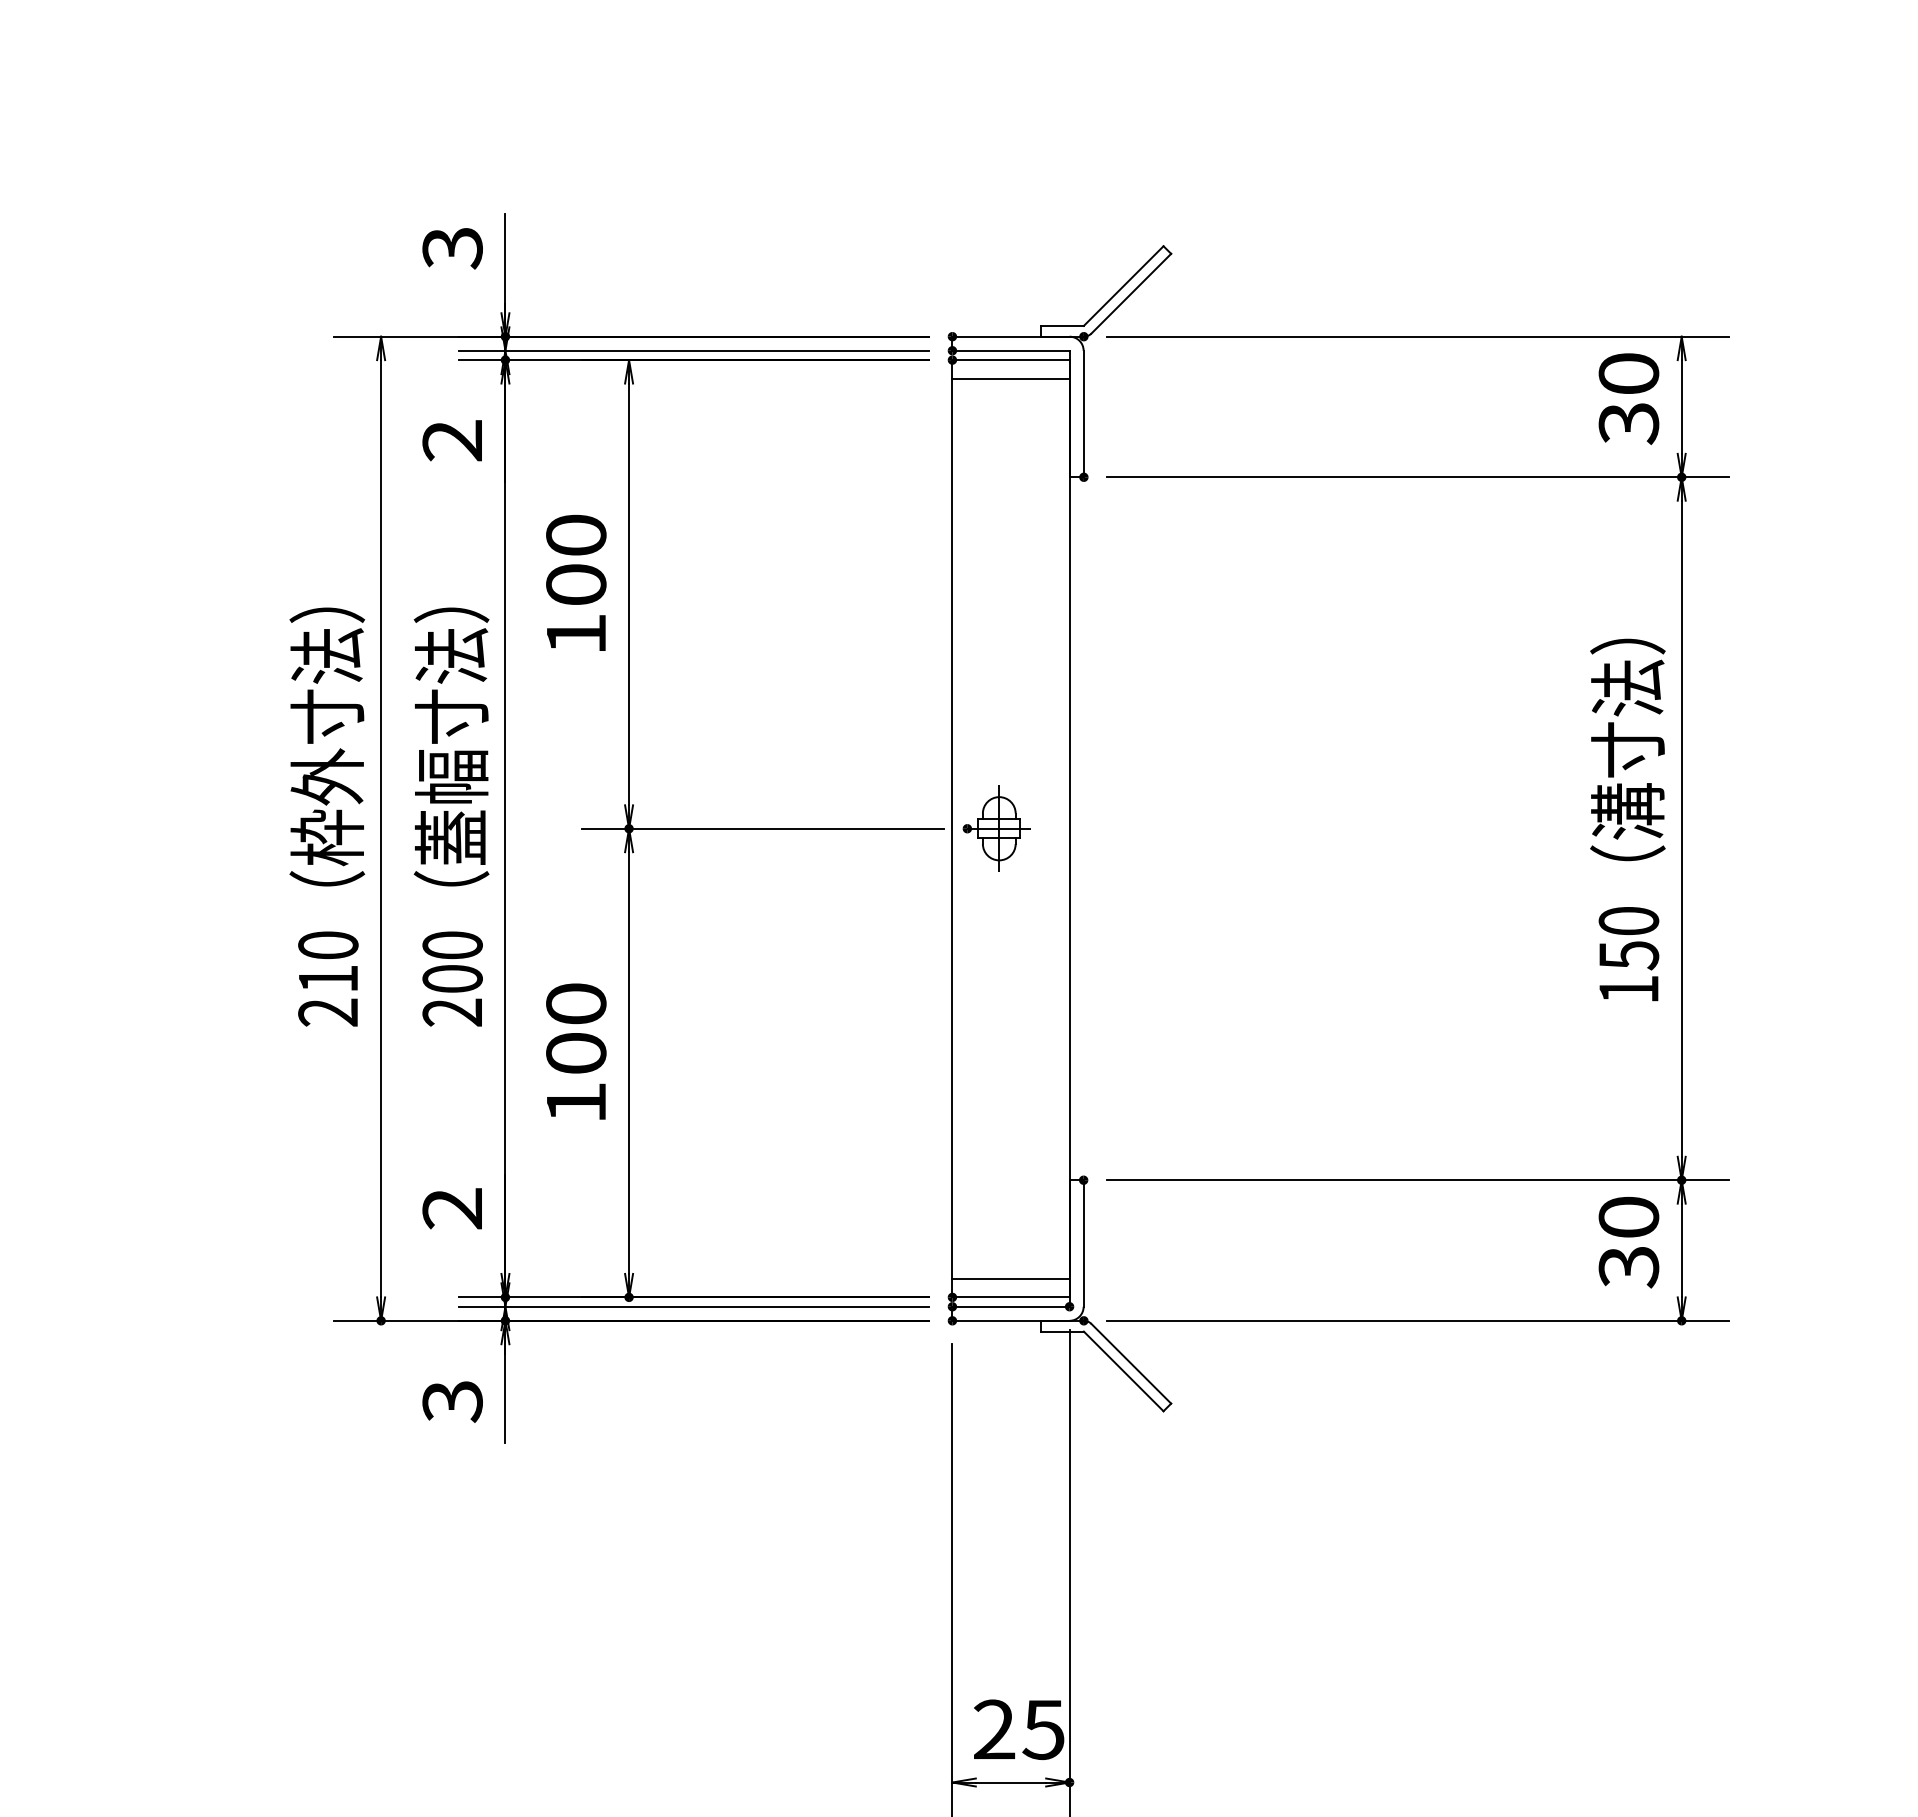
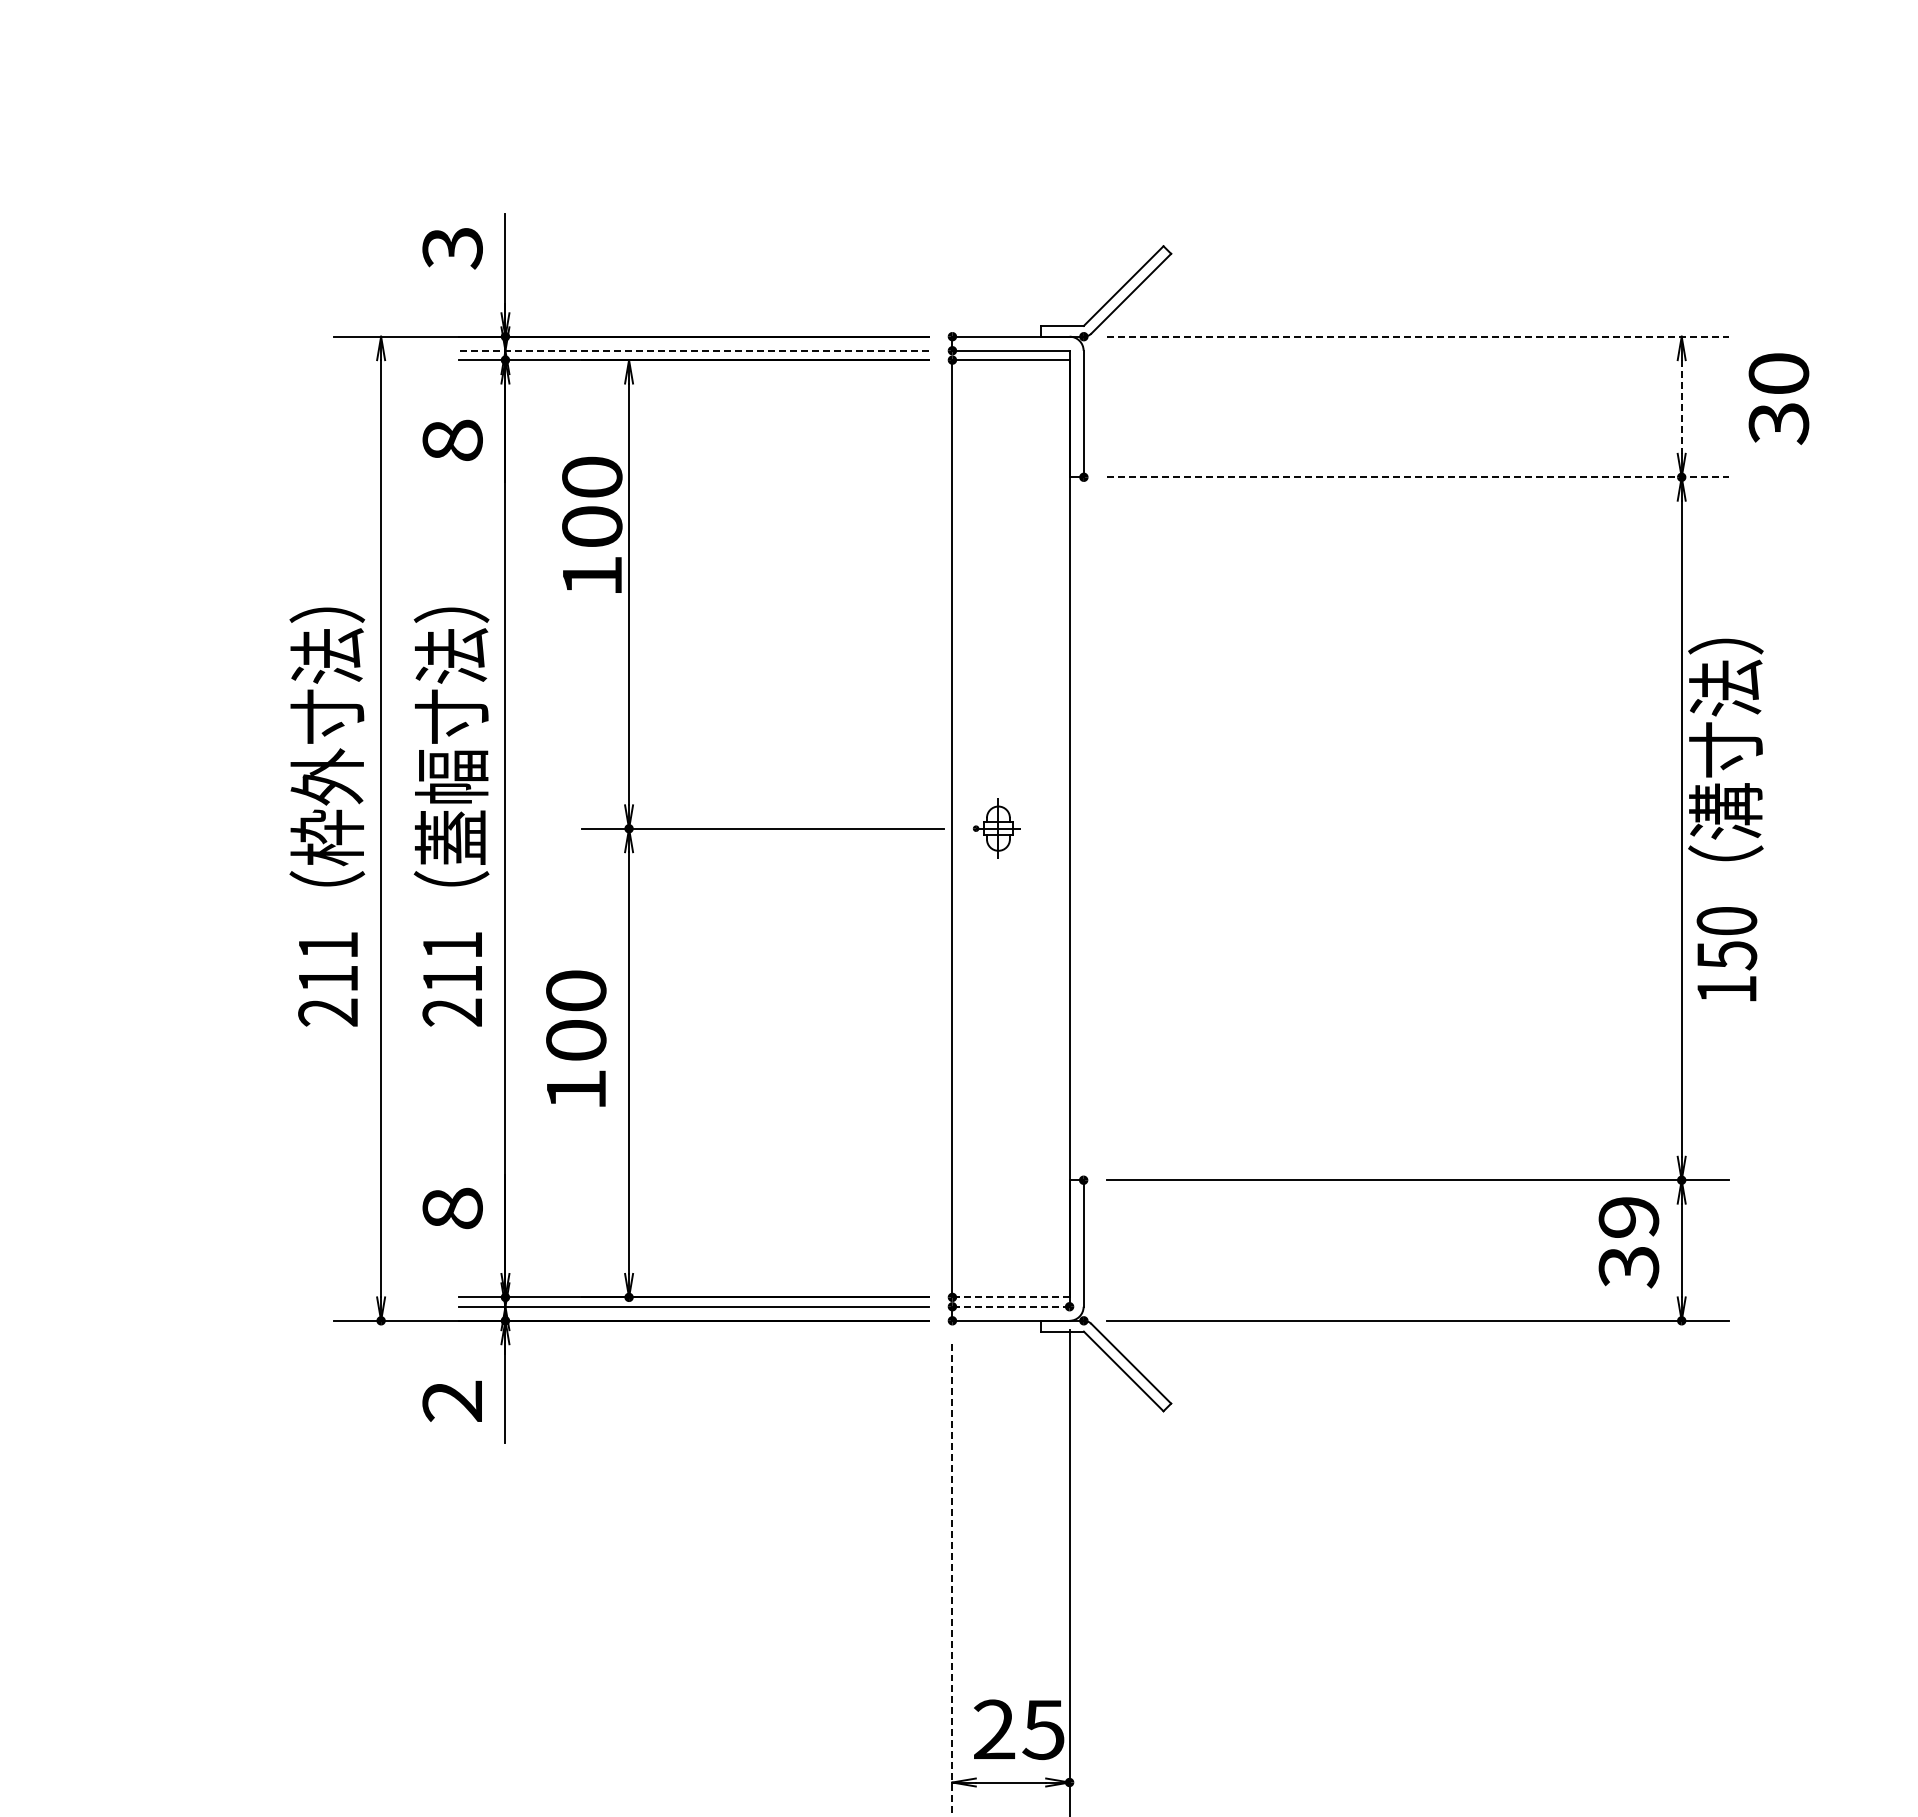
line: solid -> dashed (1417, 336)
line: solid -> dashed (693, 350)
line: present -> none (1010, 378)
text position: (1628, 398) -> (1778, 398) (1778, 398)
line: solid -> dashed (1681, 406)
text: 2 -> 8 (452, 440)
line: solid -> dashed (1417, 477)
text position: (576, 582) -> (592, 524) (592, 524)
text position: (1627, 819) -> (1725, 819) (1725, 819)
part size: 69x87 px -> 49x61 px (996, 828)
text: 210 -> 211 (328, 944)
text: 200 -> 211 (452, 961)
text position: (576, 1051) -> (576, 1038) (576, 1038)
text: 2 -> 8 (452, 1208)
text: 30 -> 39 (1628, 1216)
line: present -> none (1010, 1278)
line: solid -> dashed (1011, 1297)
line: solid -> dashed (1011, 1306)
text: 3 -> 2 (452, 1401)
line: solid -> dashed (952, 1580)
